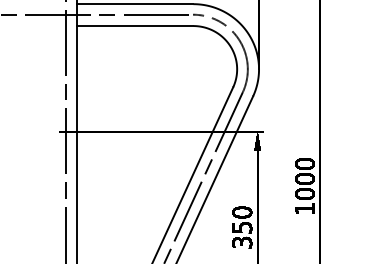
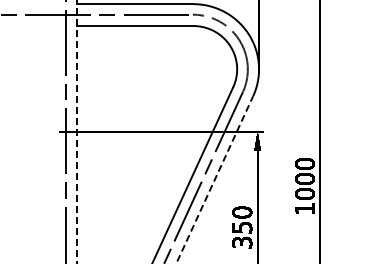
line: solid -> dashed (77, 131)
line: solid -> dashed (214, 179)
